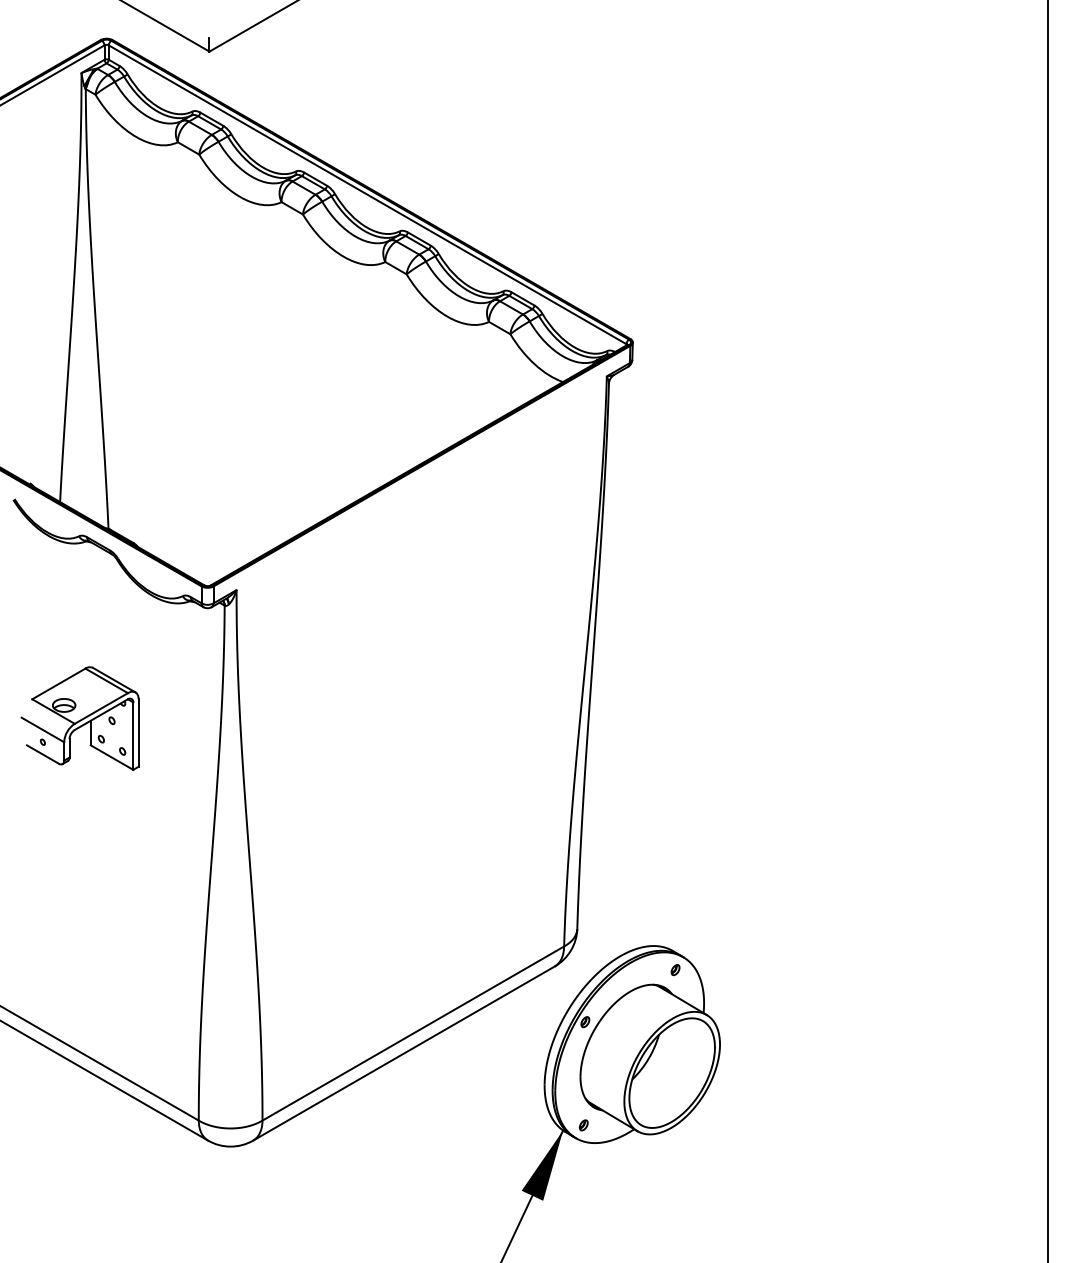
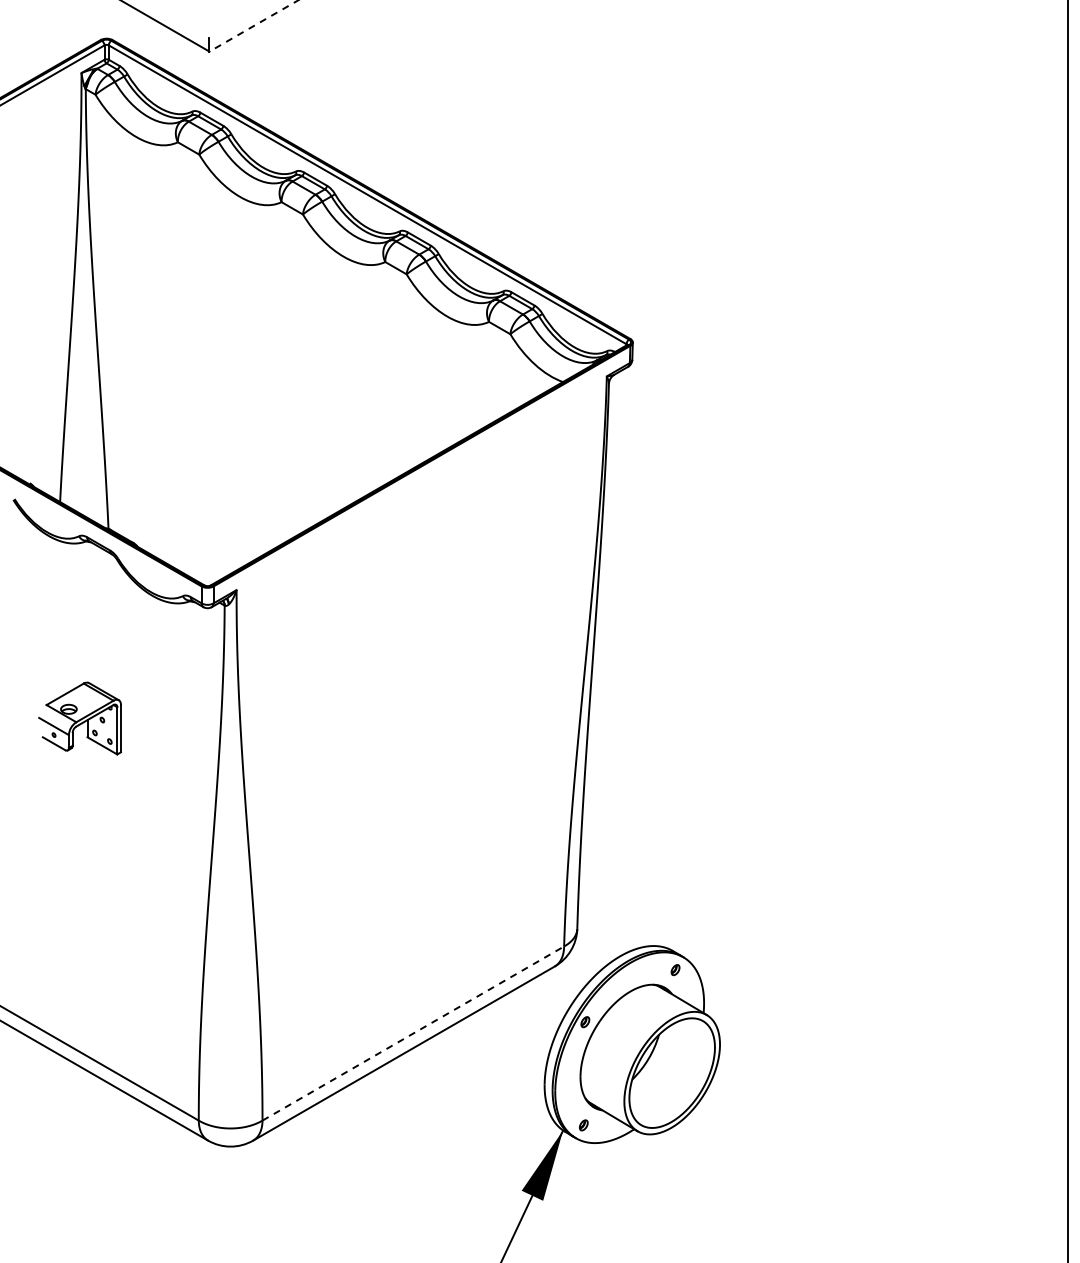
line: solid -> dashed (253, 26)
line position: (1047, 630) -> (1067, 630) (1067, 630)
part size: 120x105 px -> 85x75 px (80, 718)
line: solid -> dashed (413, 1033)
